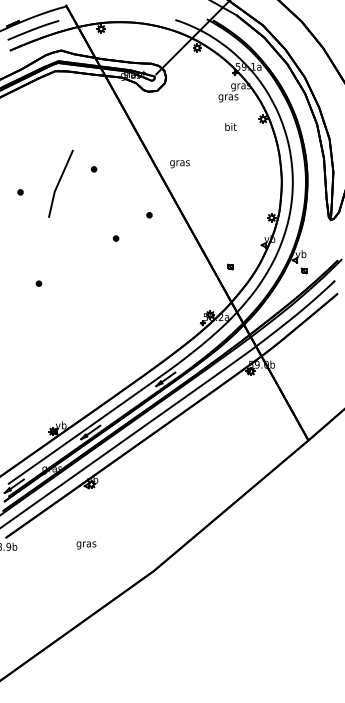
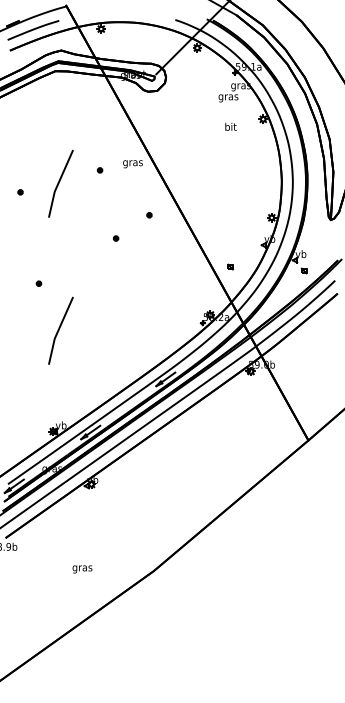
text position: (179, 164) -> (132, 164) (132, 164)
part position: (93, 169) -> (99, 170) (99, 170)
line: none -> present (59, 330)
text position: (86, 545) -> (82, 569) (82, 569)
